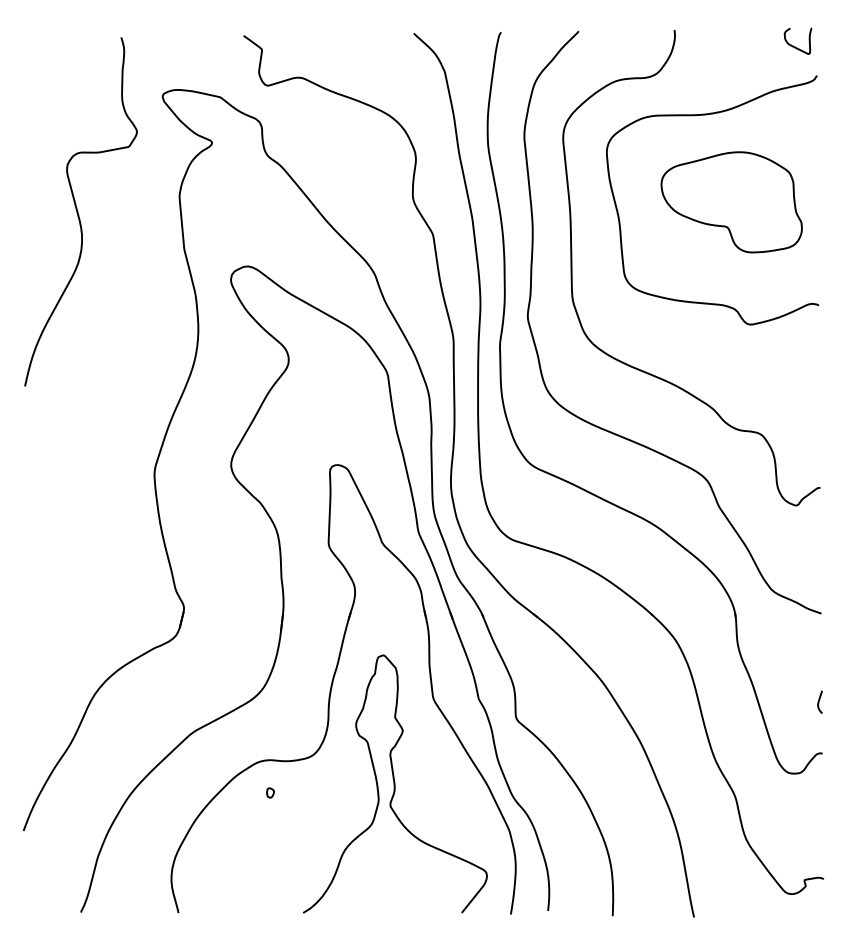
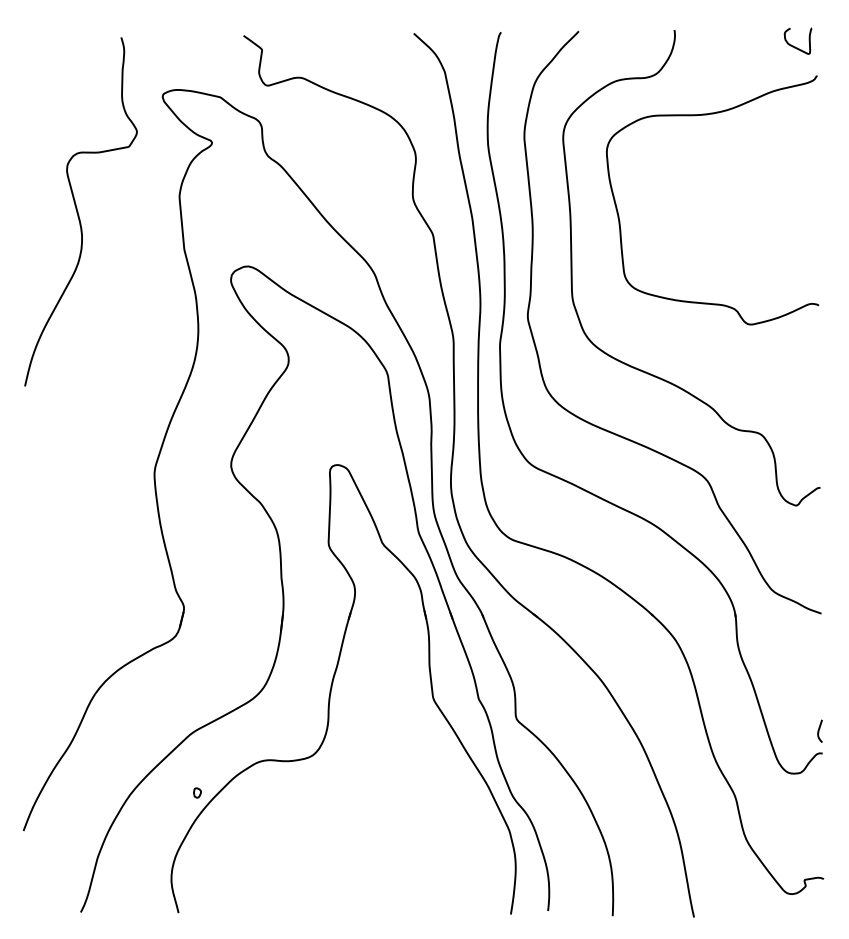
part: present -> none (731, 202)
curve position: (819, 701) -> (819, 730) (819, 730)
curve: present -> none (395, 783)
part position: (270, 792) -> (197, 792) (197, 792)
